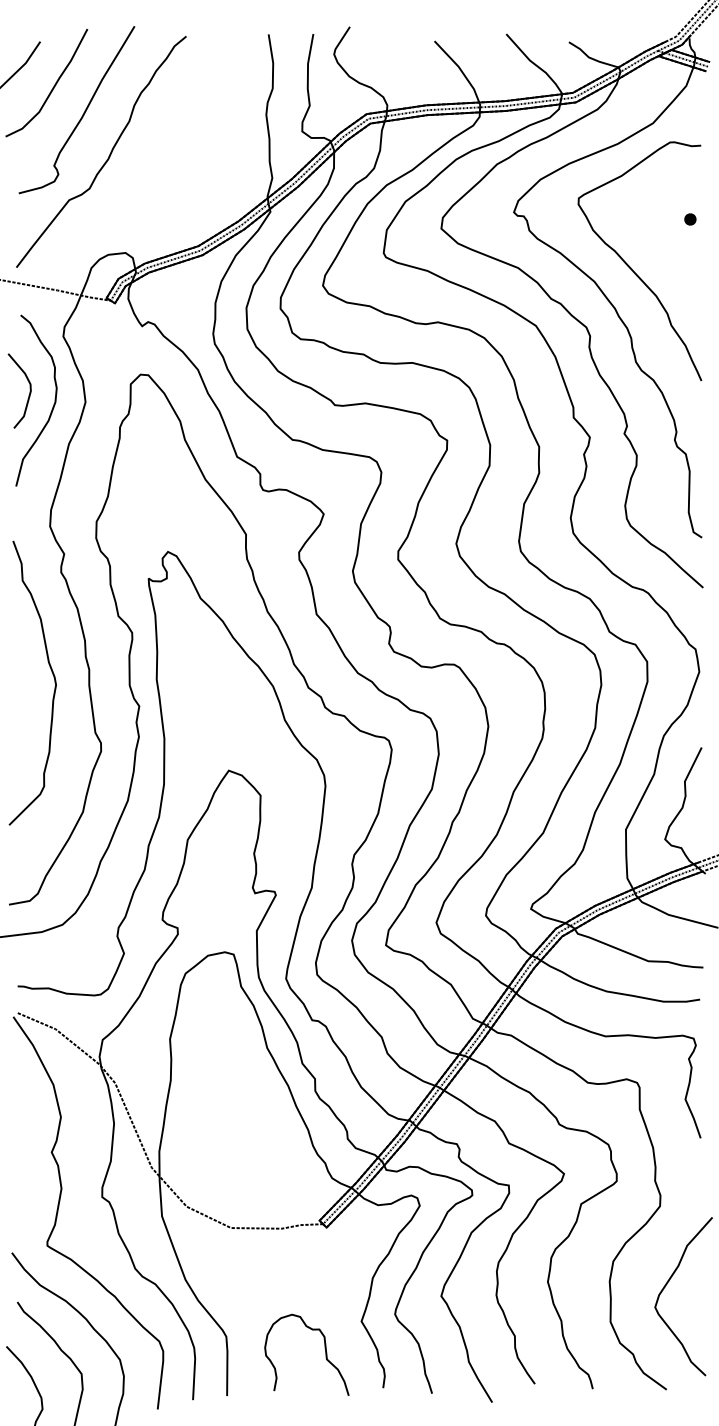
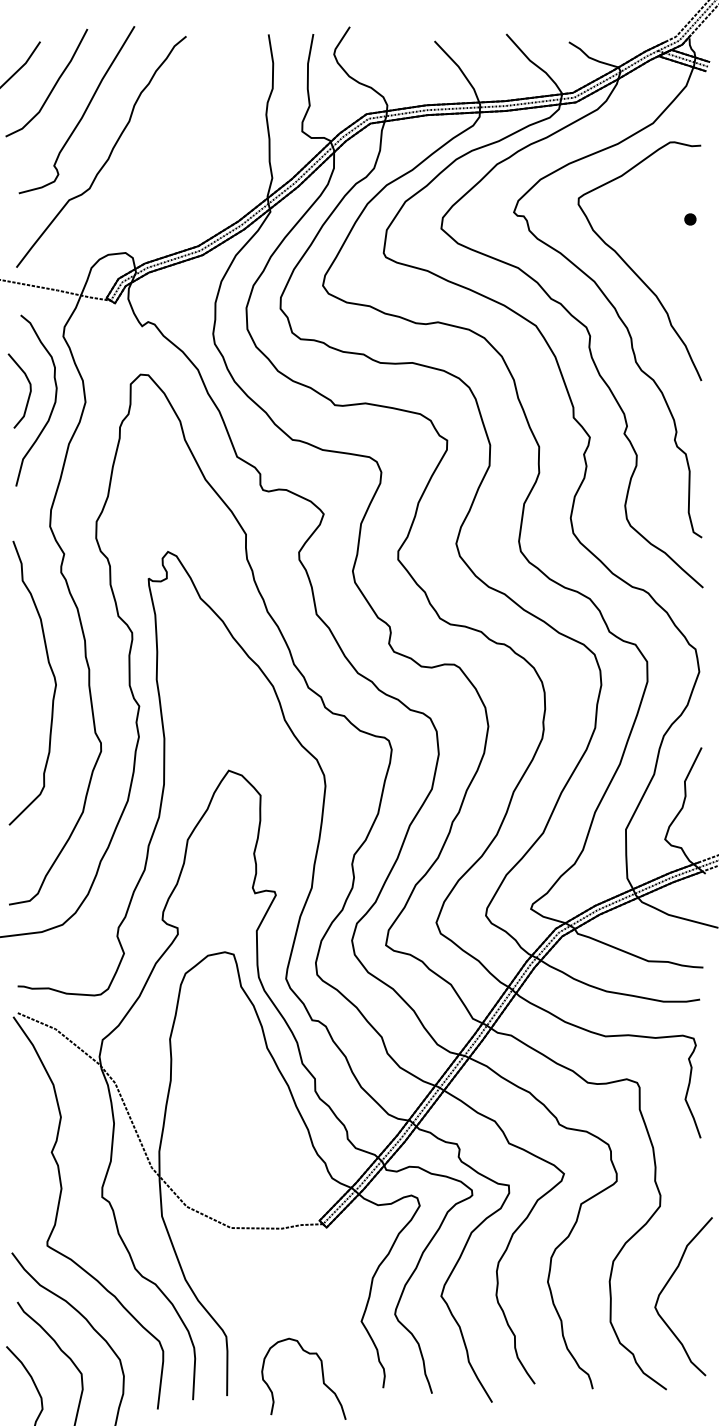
part position: (324, 1348) -> (321, 1372) (321, 1372)
